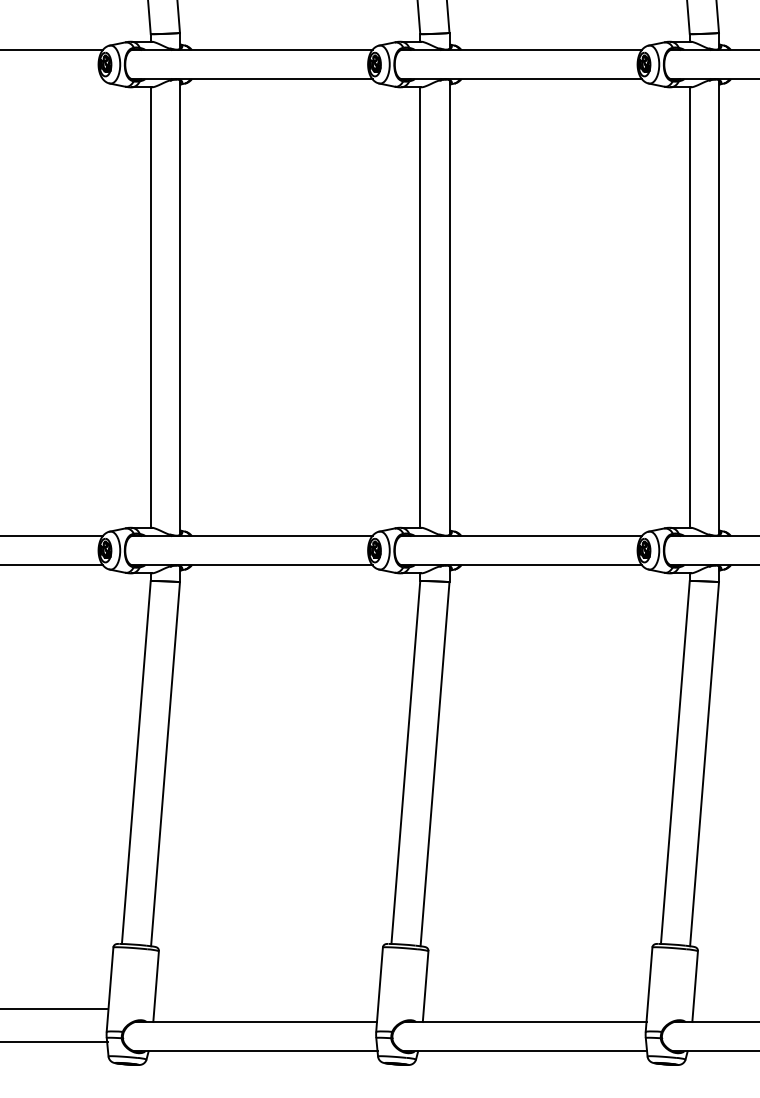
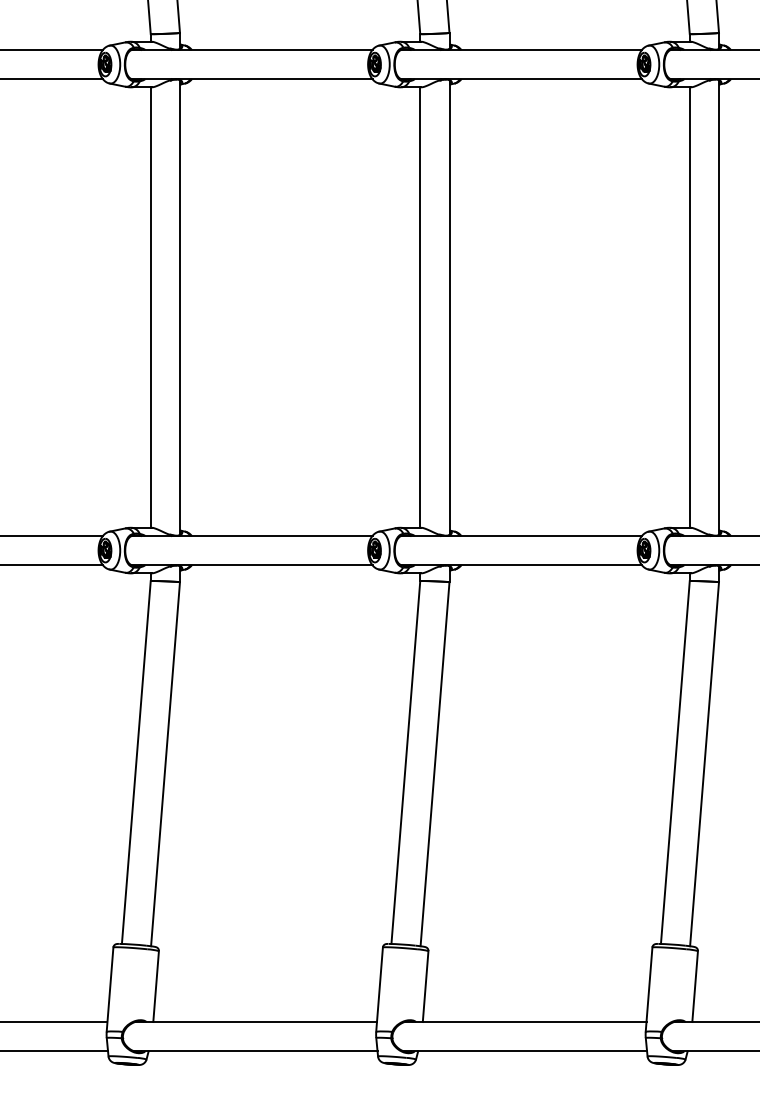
line: none -> present (52, 79)
line position: (54, 1009) -> (54, 1022) (54, 1022)
line position: (55, 1042) -> (55, 1051) (55, 1051)
